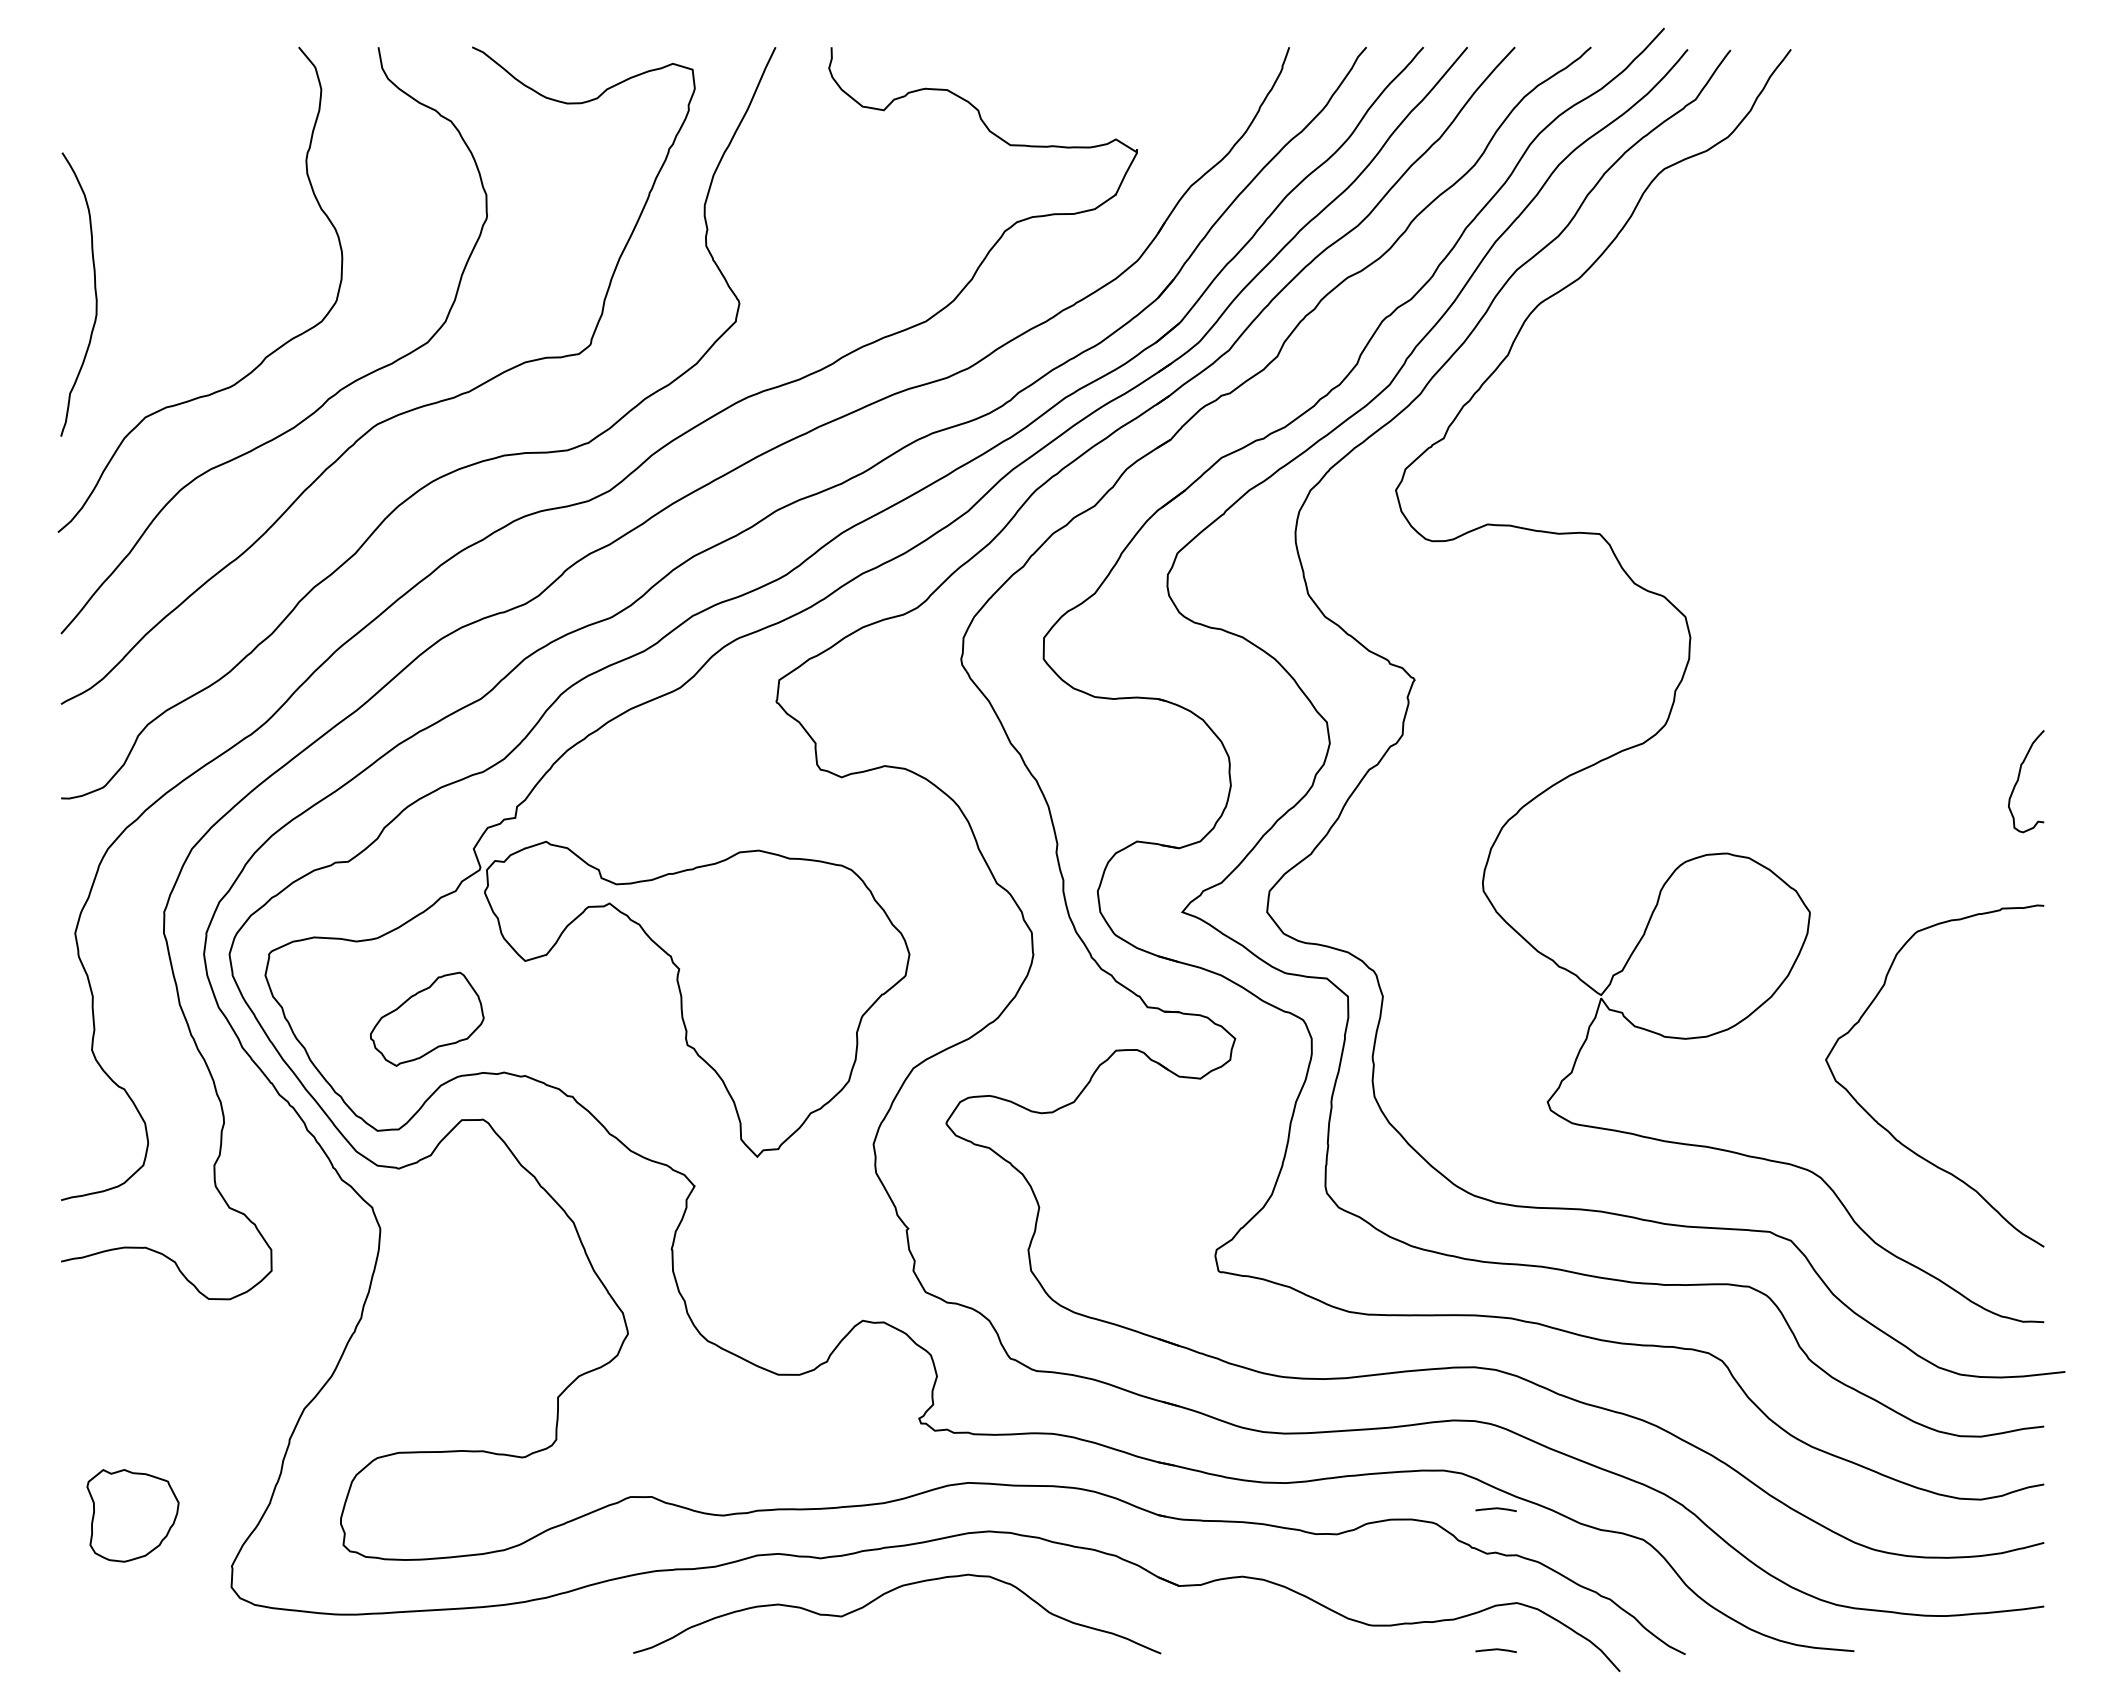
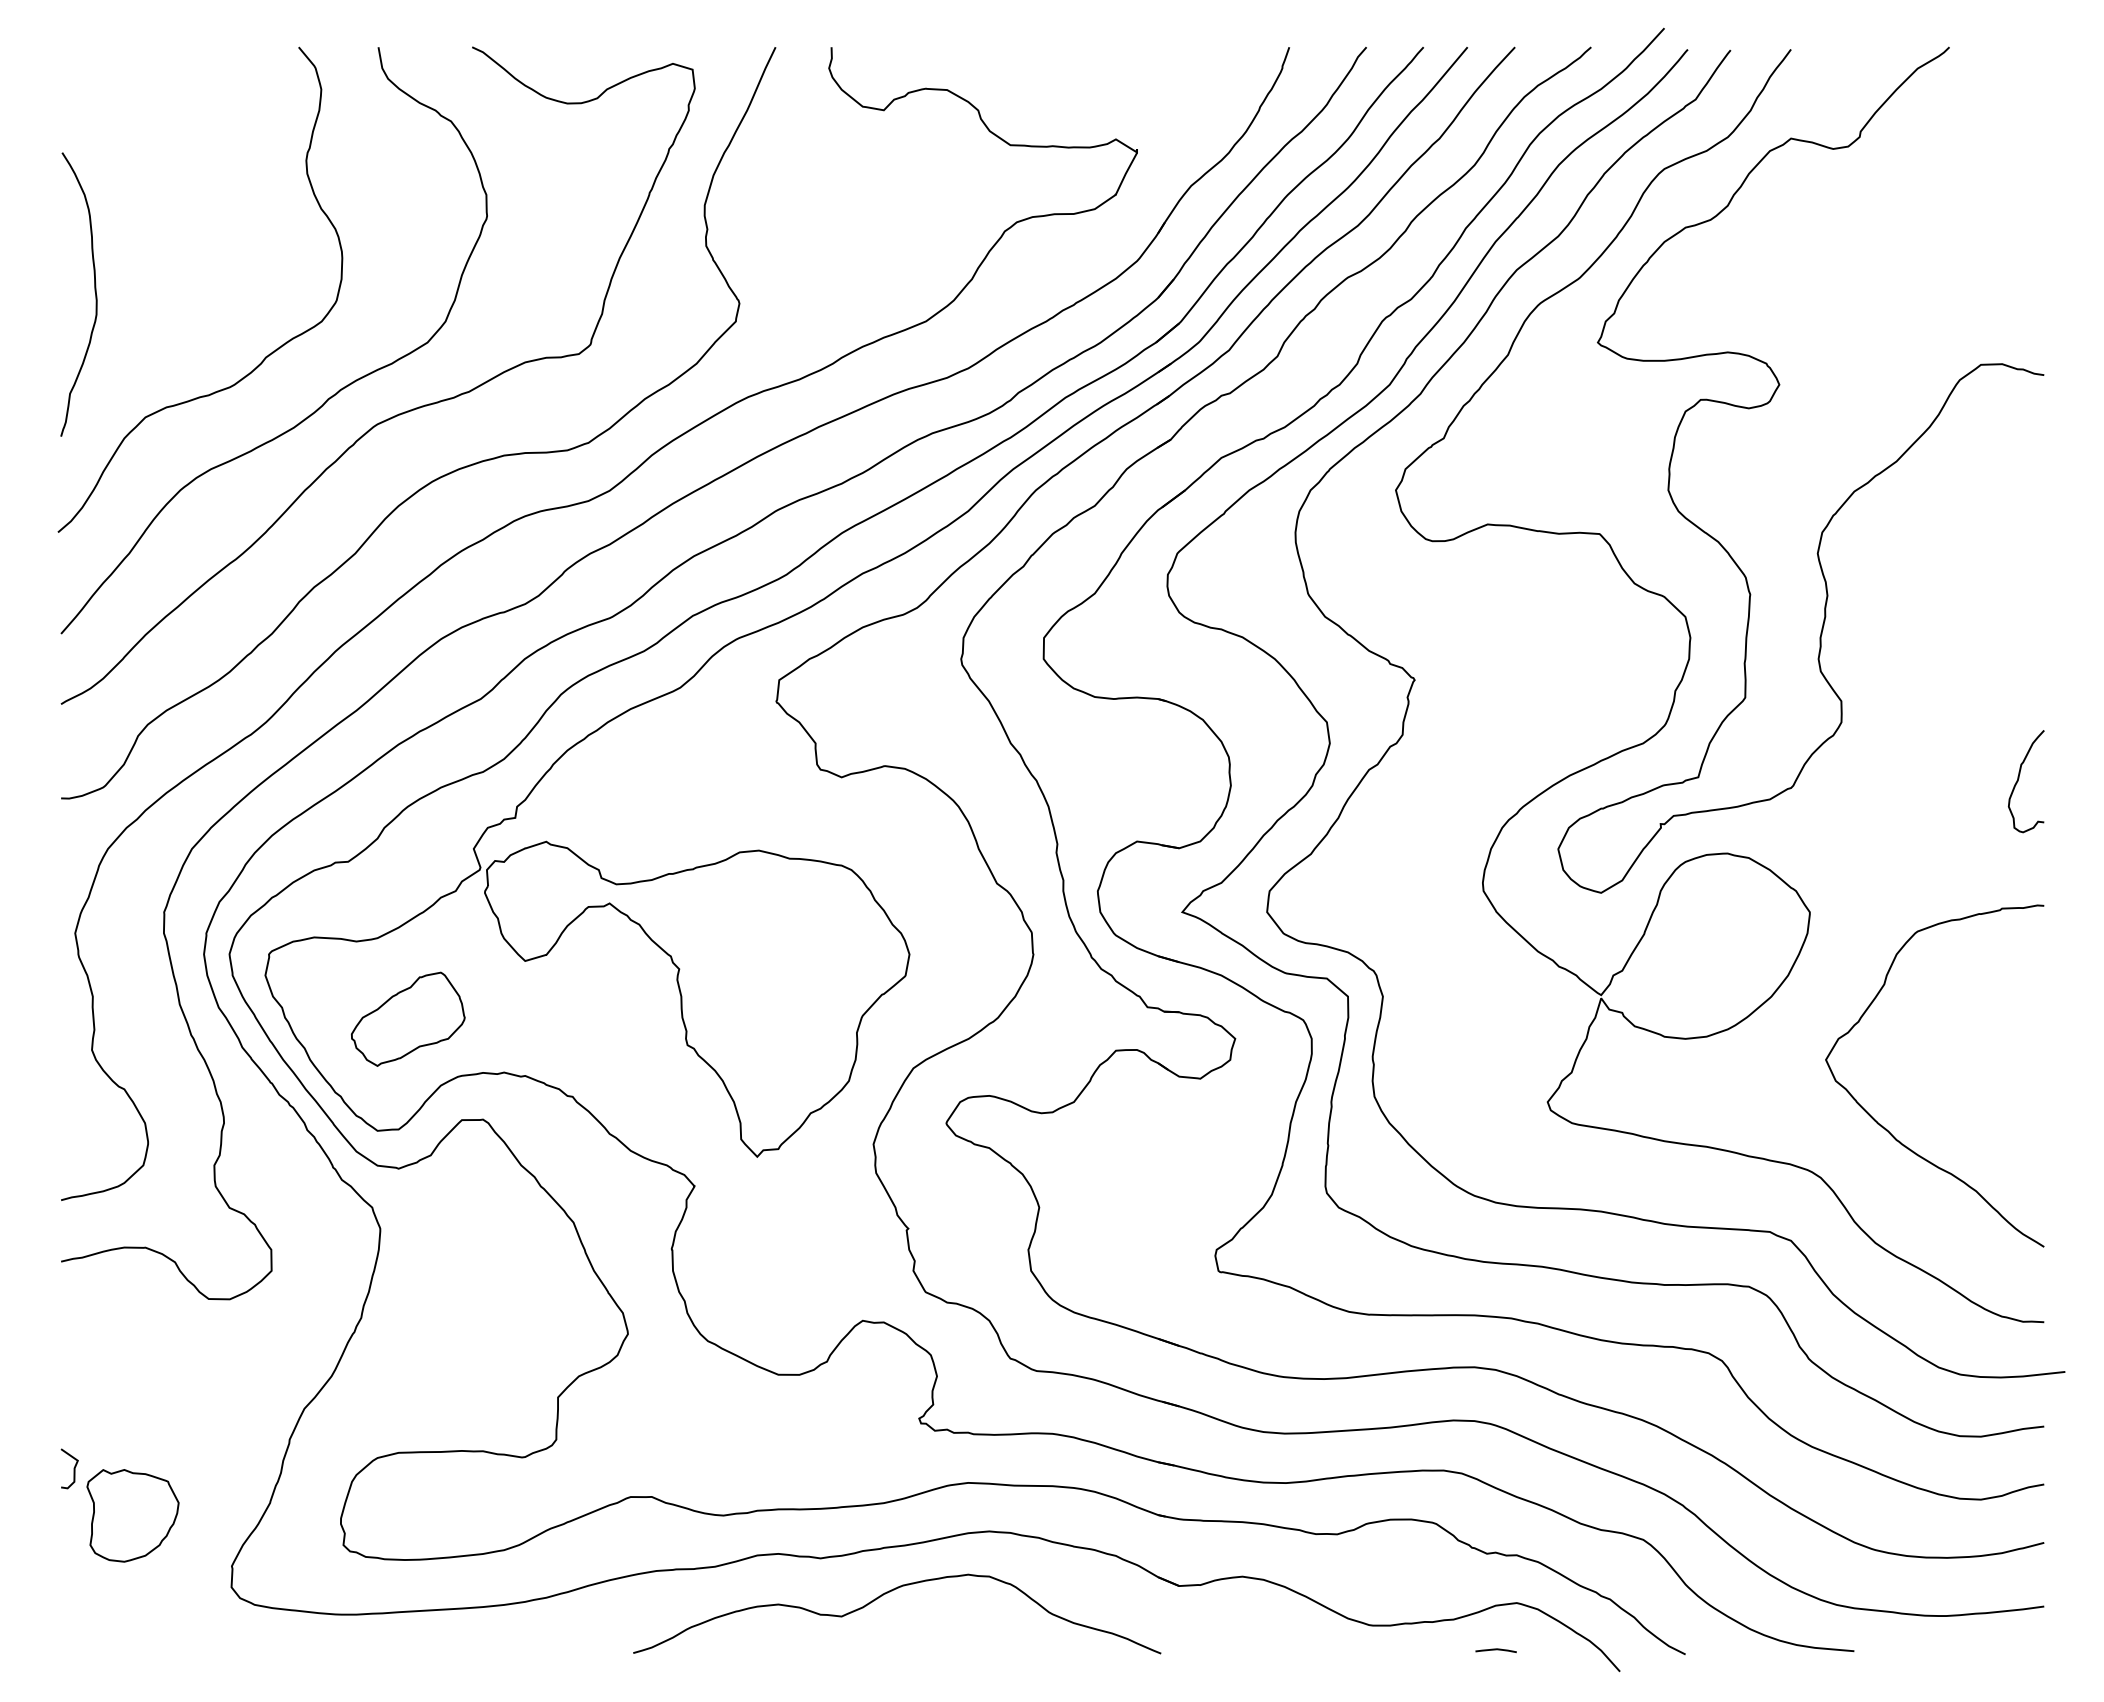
curve: none -> present (1842, 503)
part position: (427, 1018) -> (408, 1018) (408, 1018)
curve: none -> present (73, 1468)
line: present -> none (1495, 1509)
